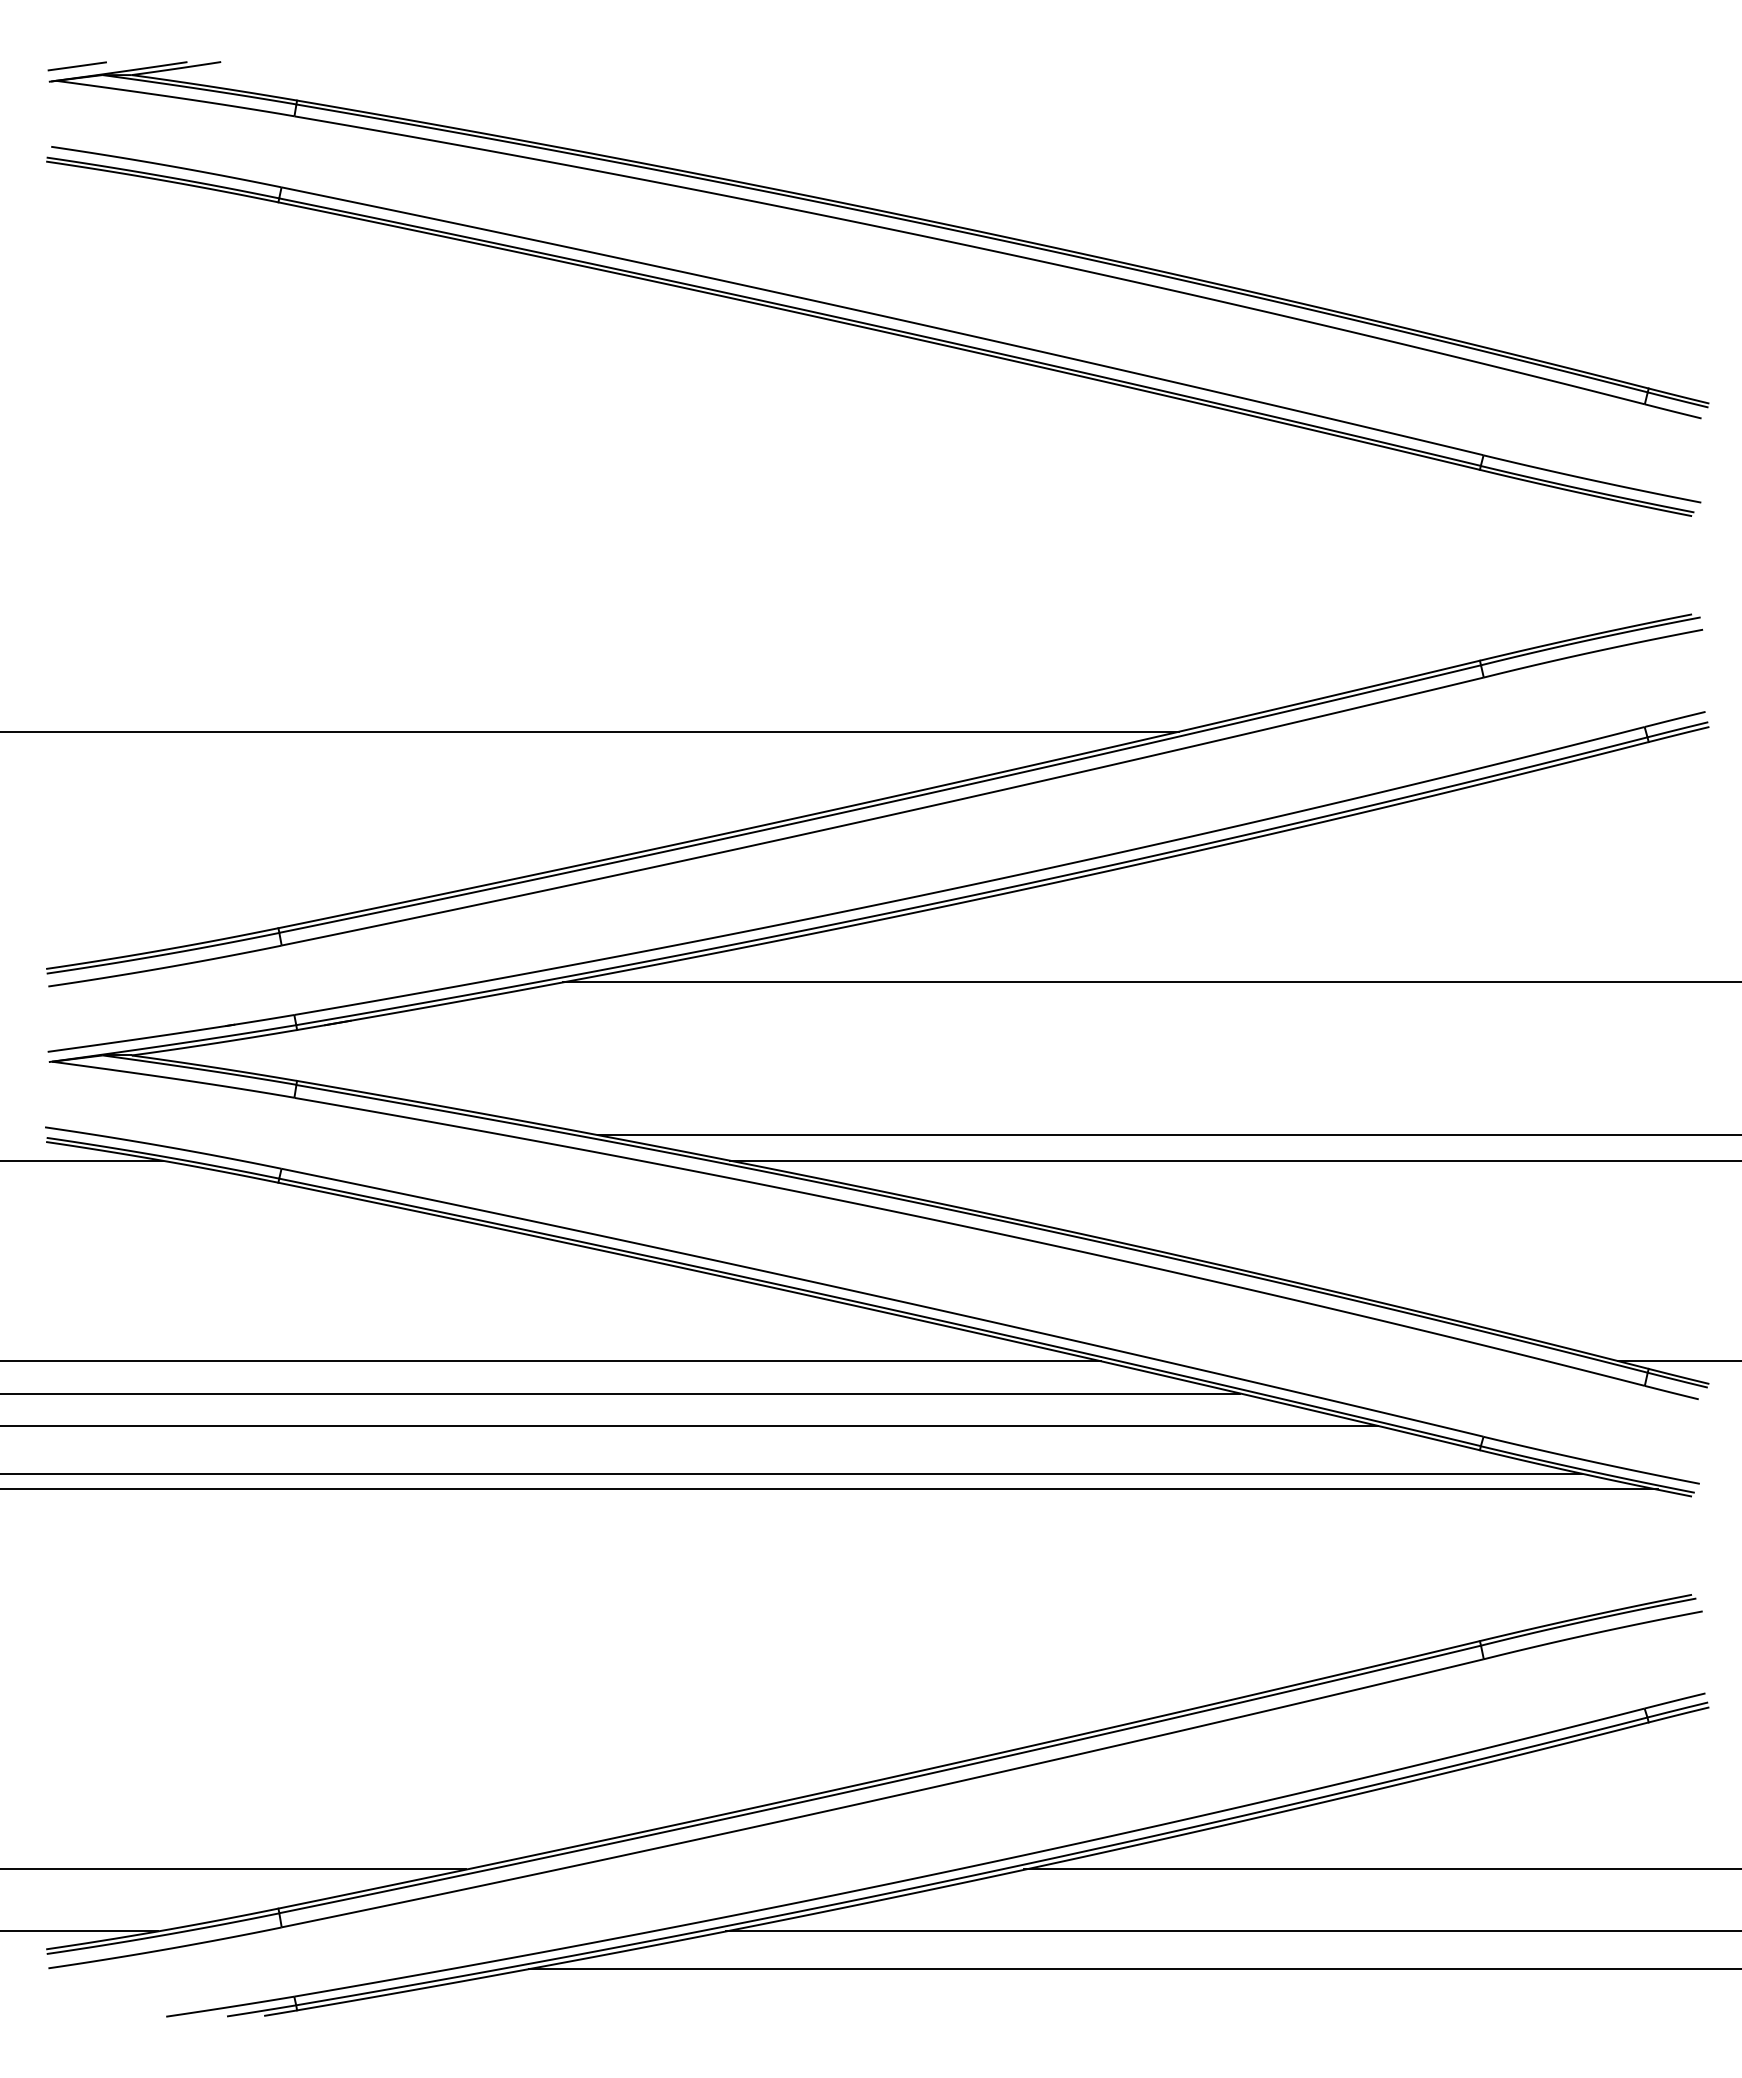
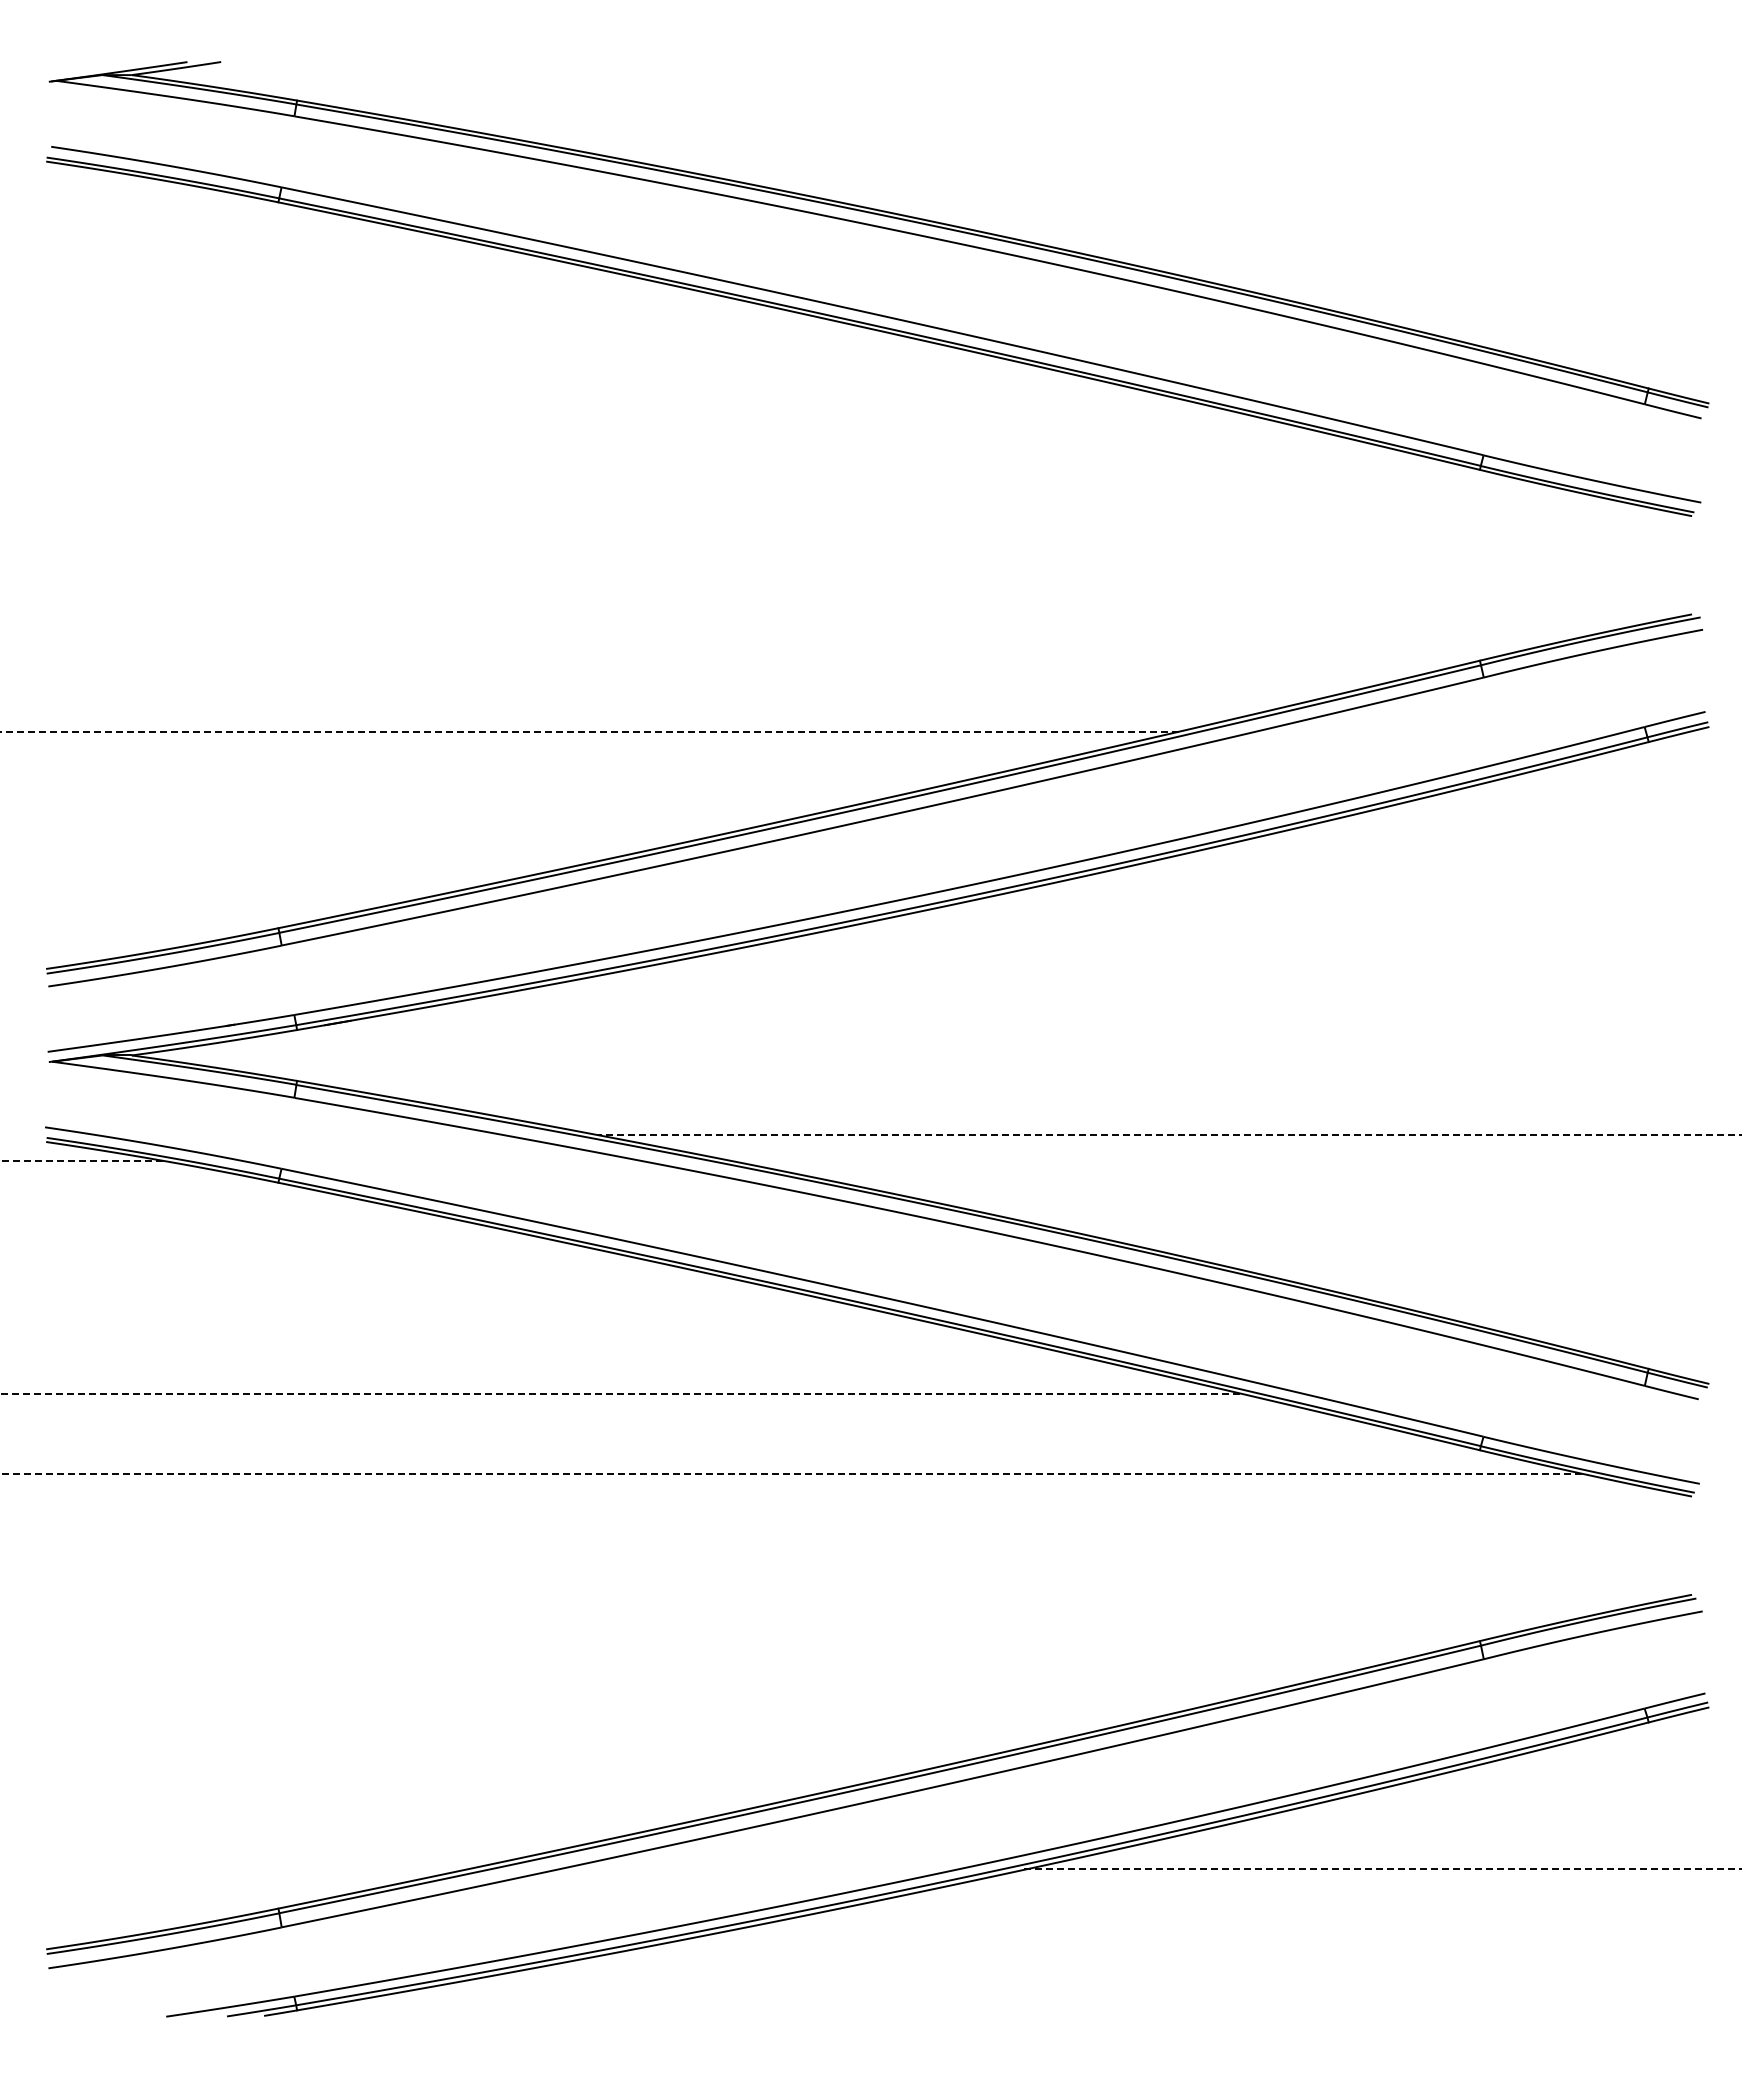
line: present -> none (76, 66)
line: solid -> dashed (589, 731)
line: present -> none (1150, 982)
line: solid -> dashed (1169, 1135)
line: solid -> dashed (81, 1160)
line: present -> none (1234, 1160)
line: present -> none (551, 1361)
line: present -> none (1678, 1361)
line: solid -> dashed (620, 1393)
line: present -> none (689, 1426)
line: solid -> dashed (791, 1473)
line: present -> none (830, 1489)
line: present -> none (234, 1869)
line: solid -> dashed (1382, 1869)
line: present -> none (79, 1931)
line: present -> none (1231, 1931)
line: present -> none (1133, 1969)
